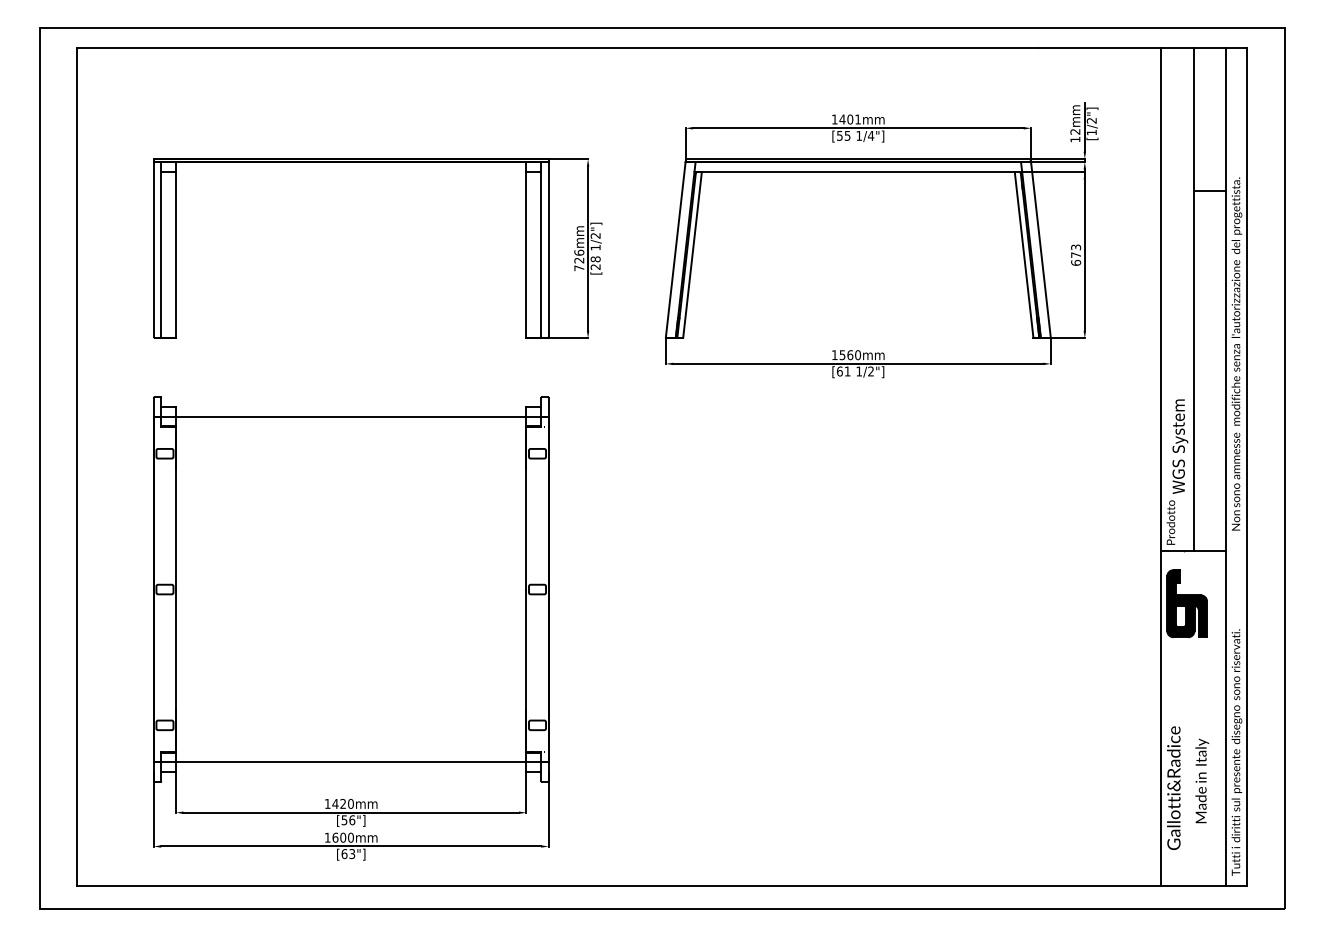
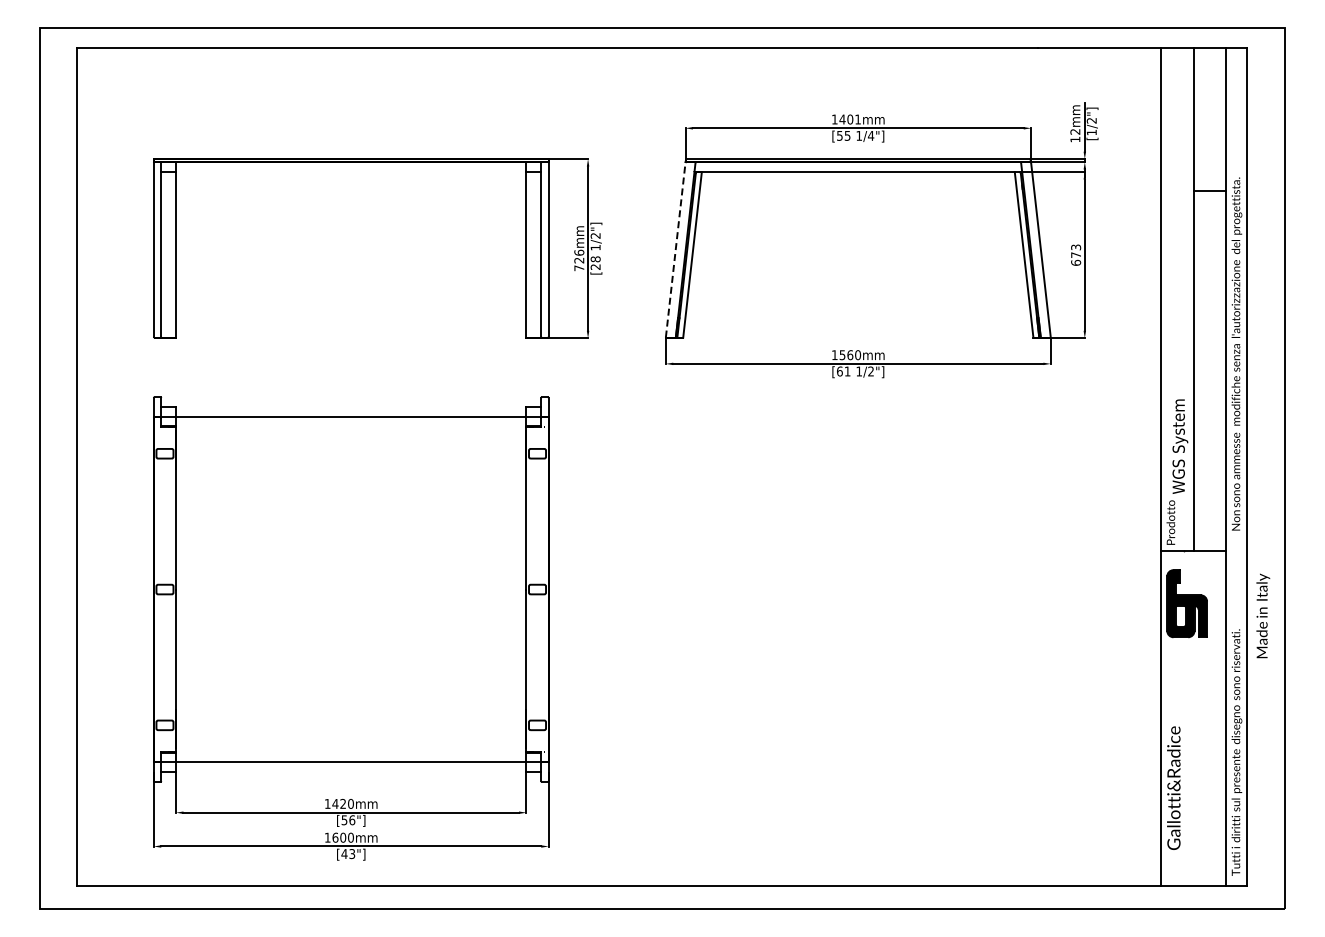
line: solid -> dashed (675, 250)
text position: (1202, 780) -> (1263, 615) (1263, 615)
text: [63"] -> [43"] (344, 854)
